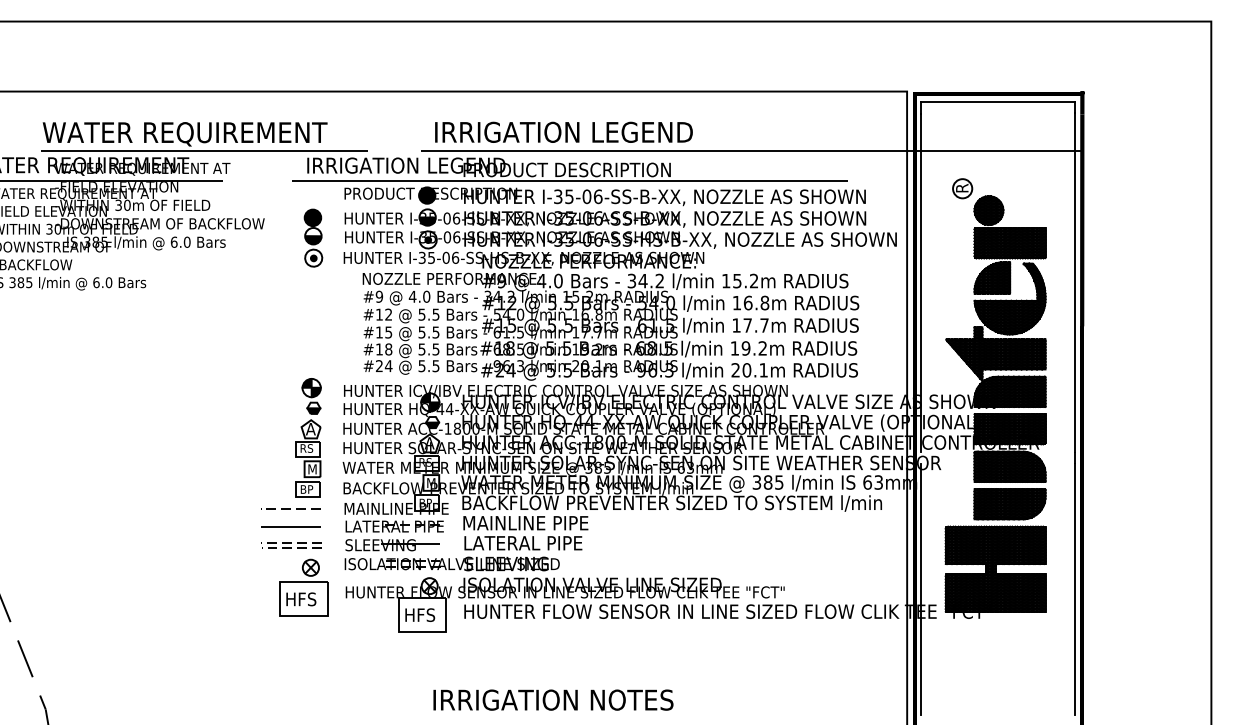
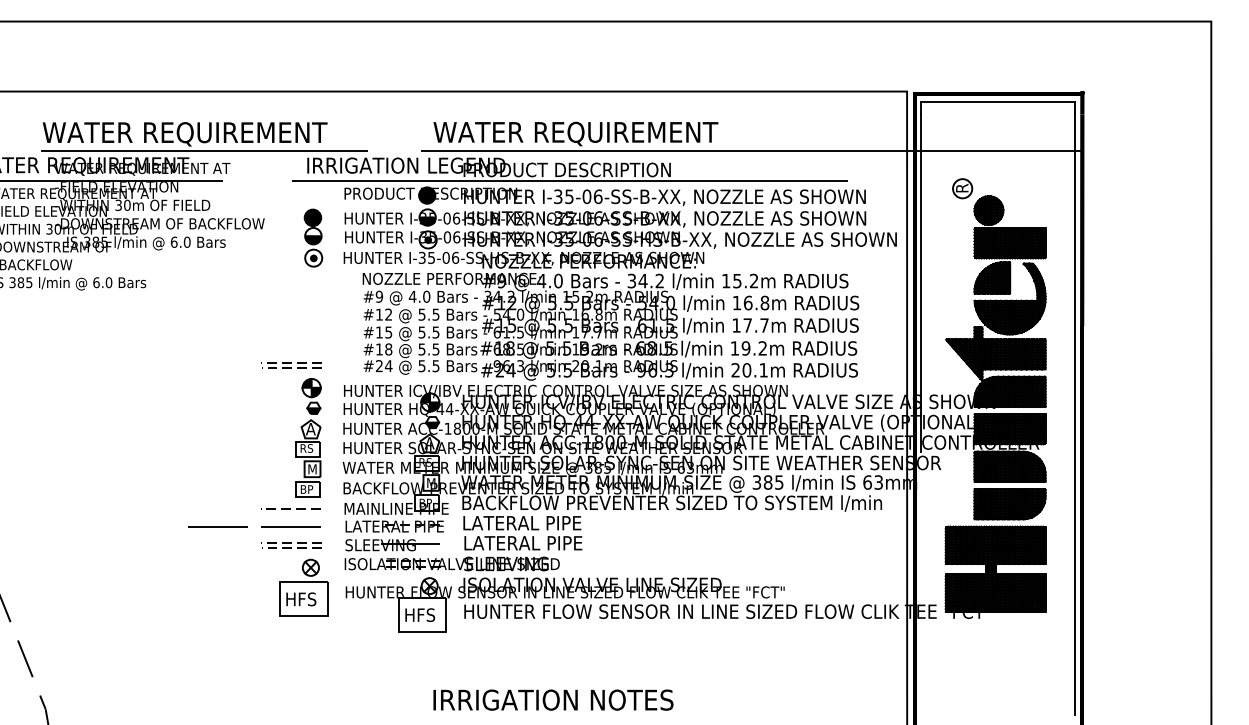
text: IRRIGATION LEGEND -> WATER REQUIREMENT (575, 133)
part: none -> present (291, 365)
text: MAINLINE PIPE -> LATERAL PIPE (526, 523)
line: none -> present (217, 526)
line: present -> none (921, 589)
